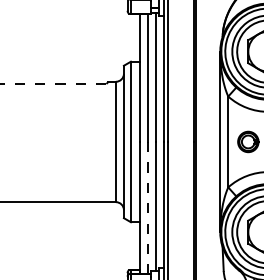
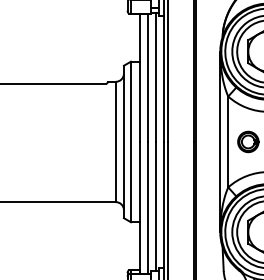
line: dashed -> solid (53, 83)
line: dashed -> solid (148, 207)
